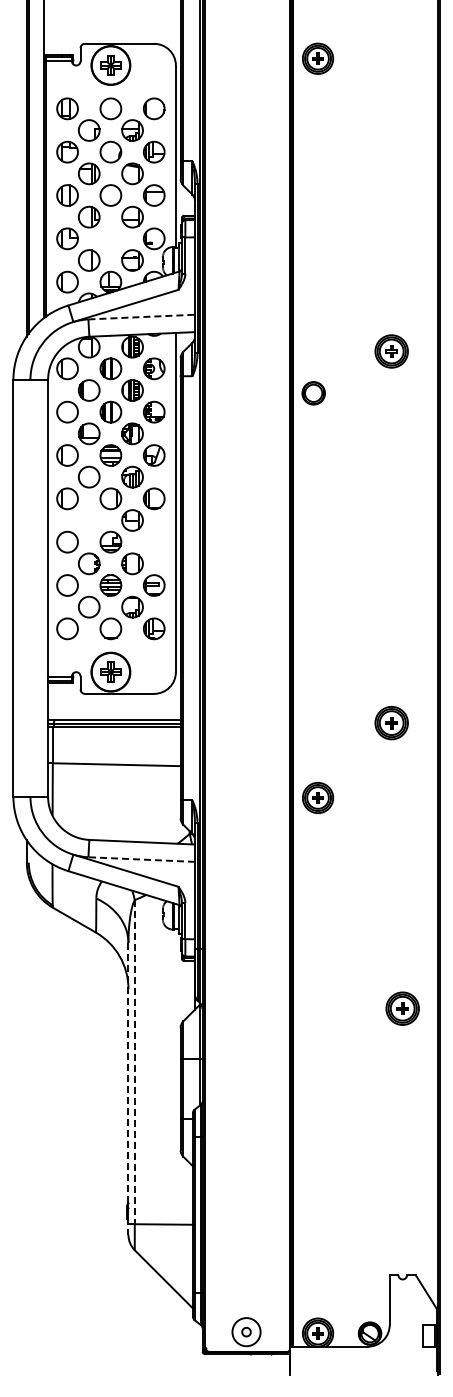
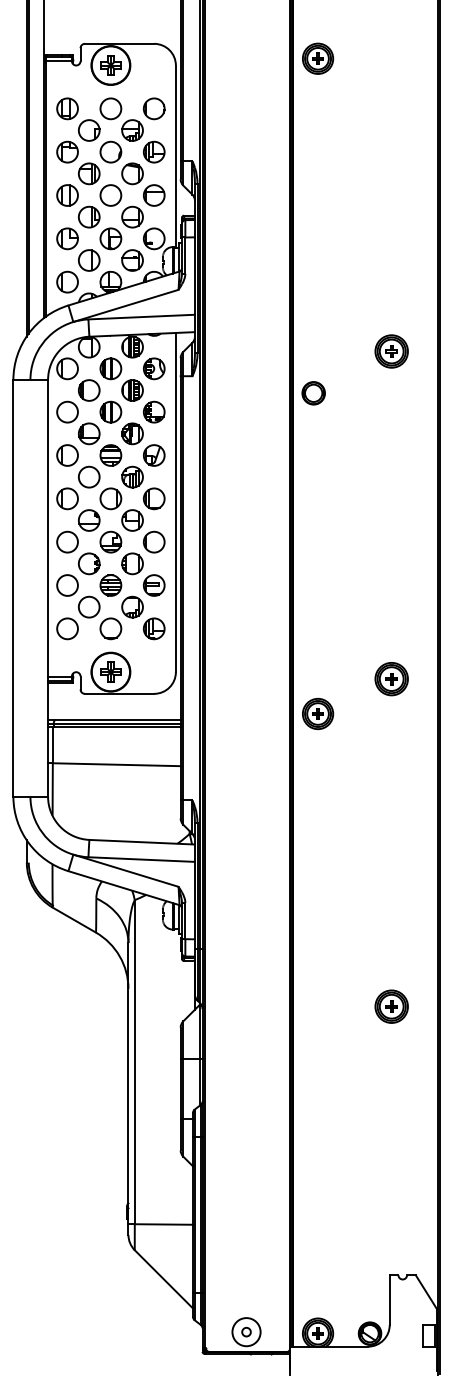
part: none -> present (110, 238)
line: dashed -> solid (142, 317)
part: none -> present (89, 520)
part: none -> present (154, 541)
part position: (391, 723) -> (391, 679) (391, 679)
part position: (318, 797) -> (318, 713) (318, 713)
line: dashed -> solid (141, 859)
part position: (402, 1008) -> (391, 1006) (391, 1006)
line: dashed -> solid (134, 1062)
line: dashed -> solid (128, 1089)
